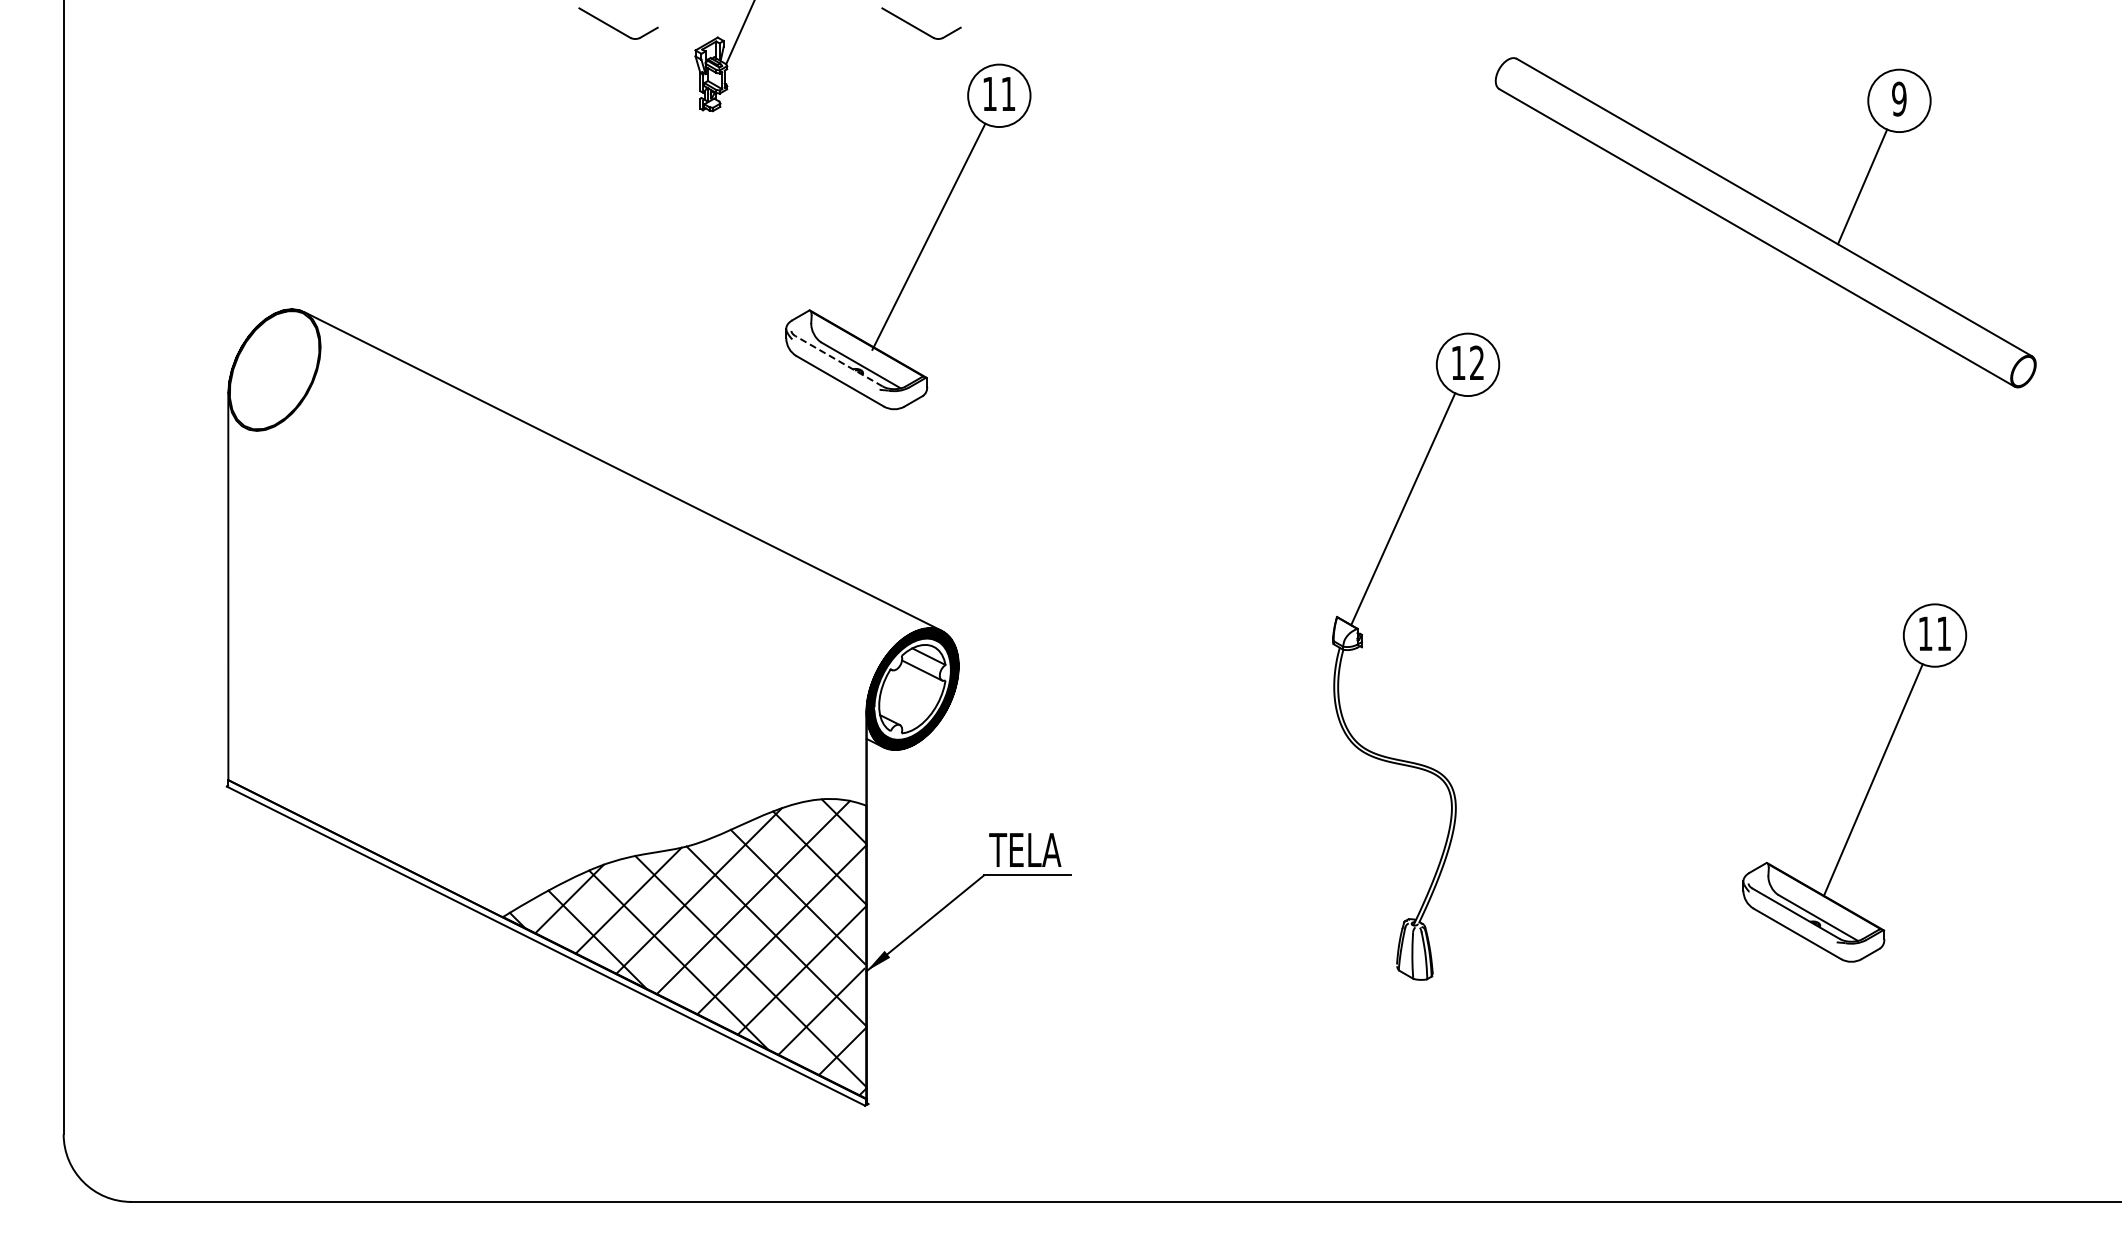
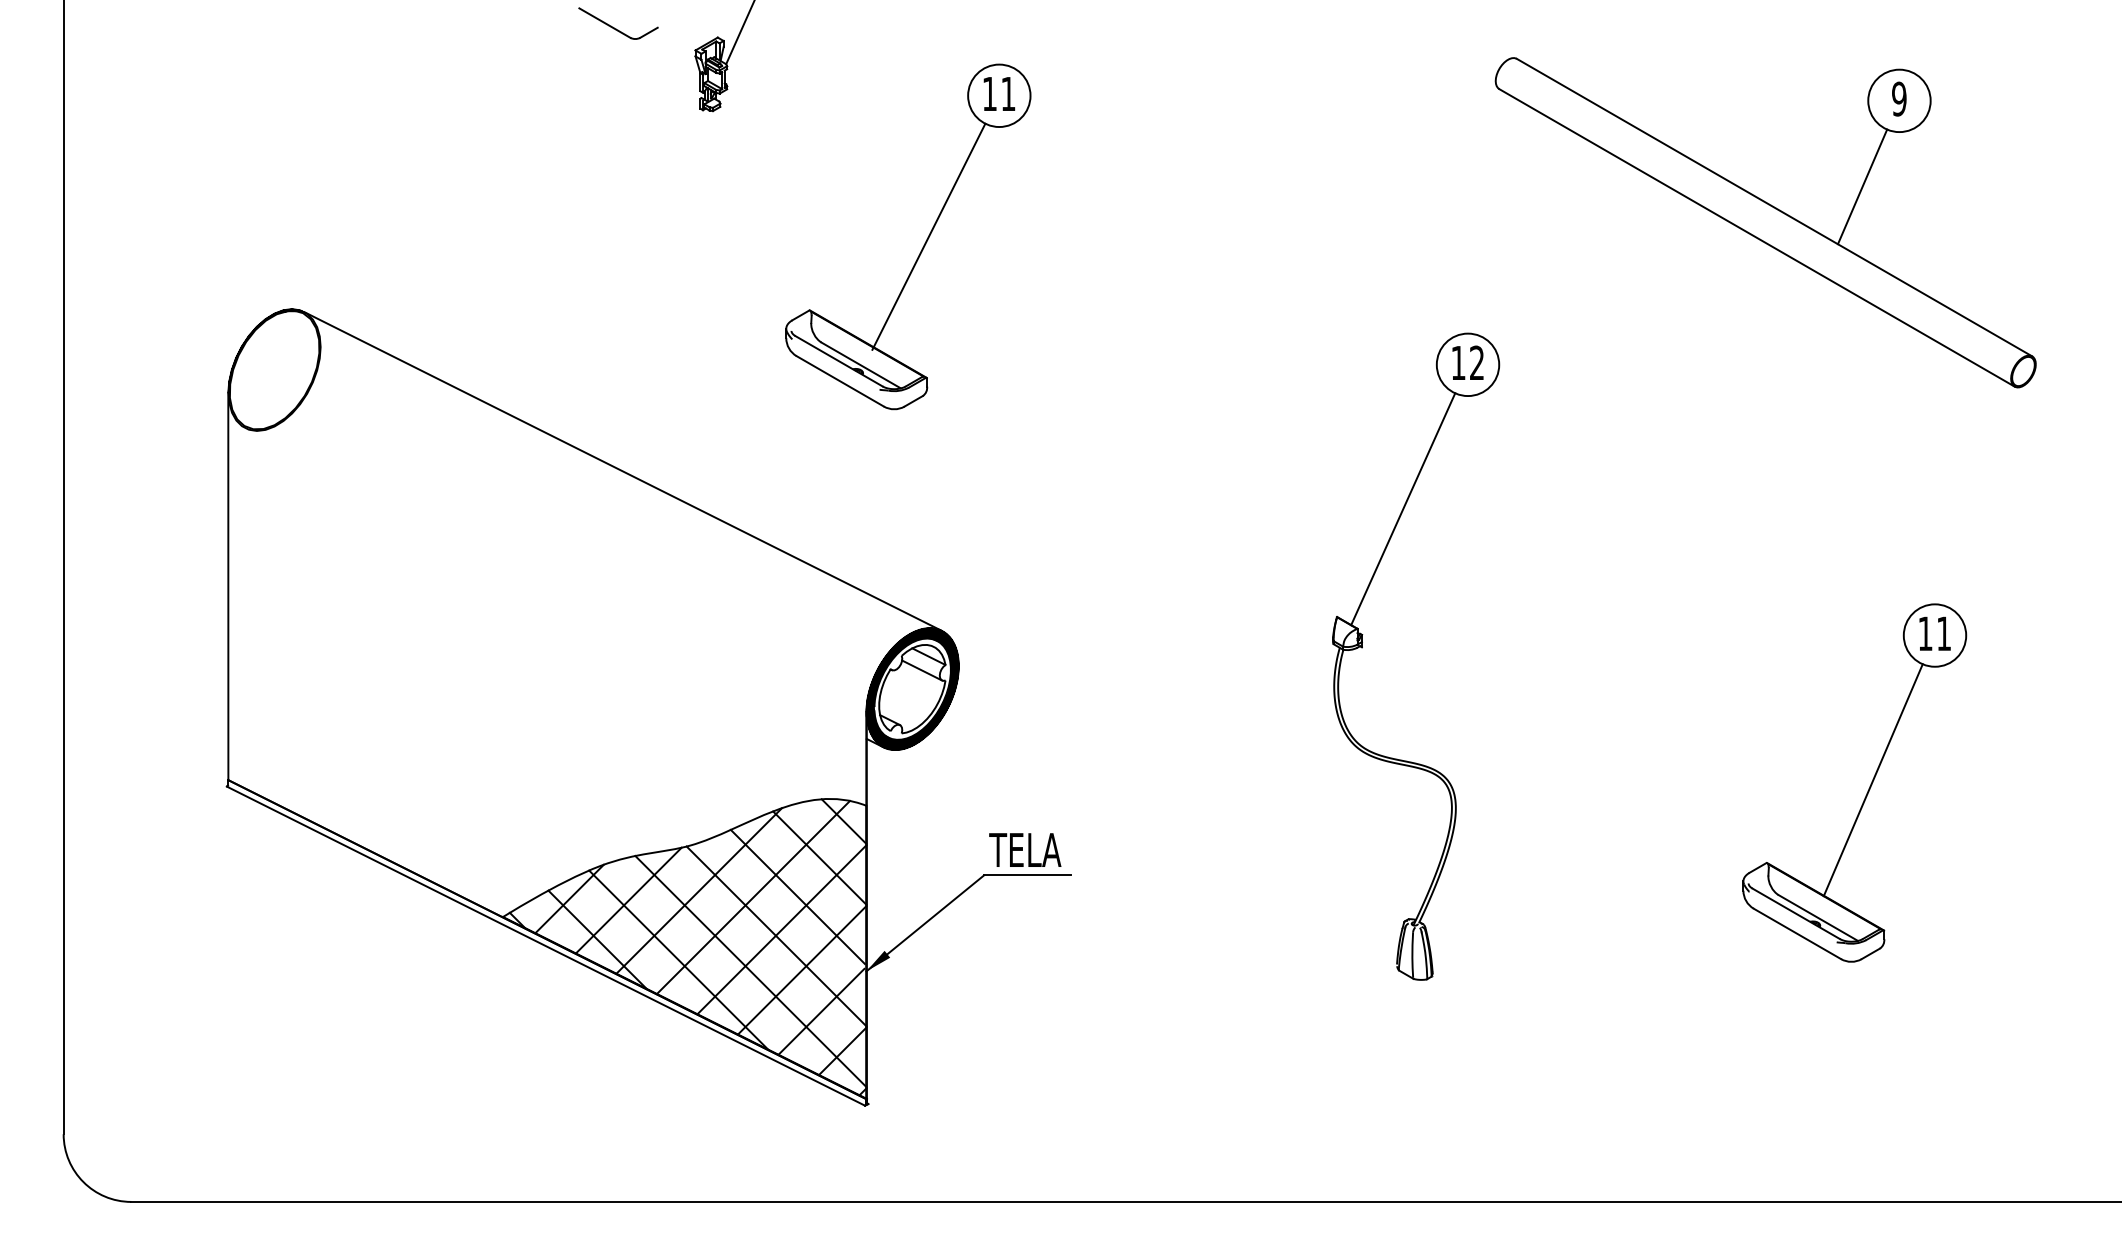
part: present -> none (921, 23)
line: dashed -> solid (838, 361)
